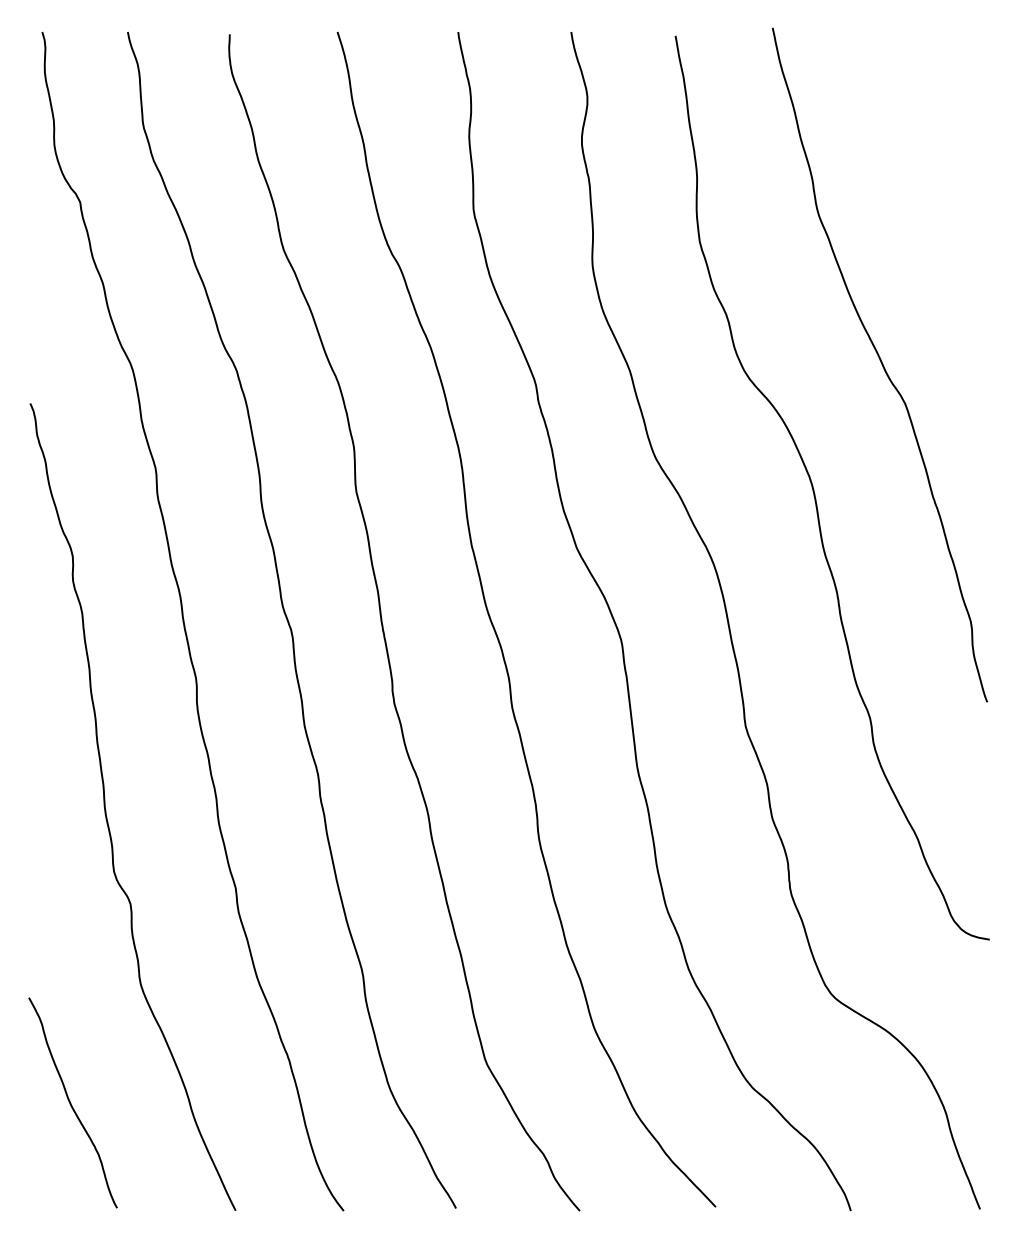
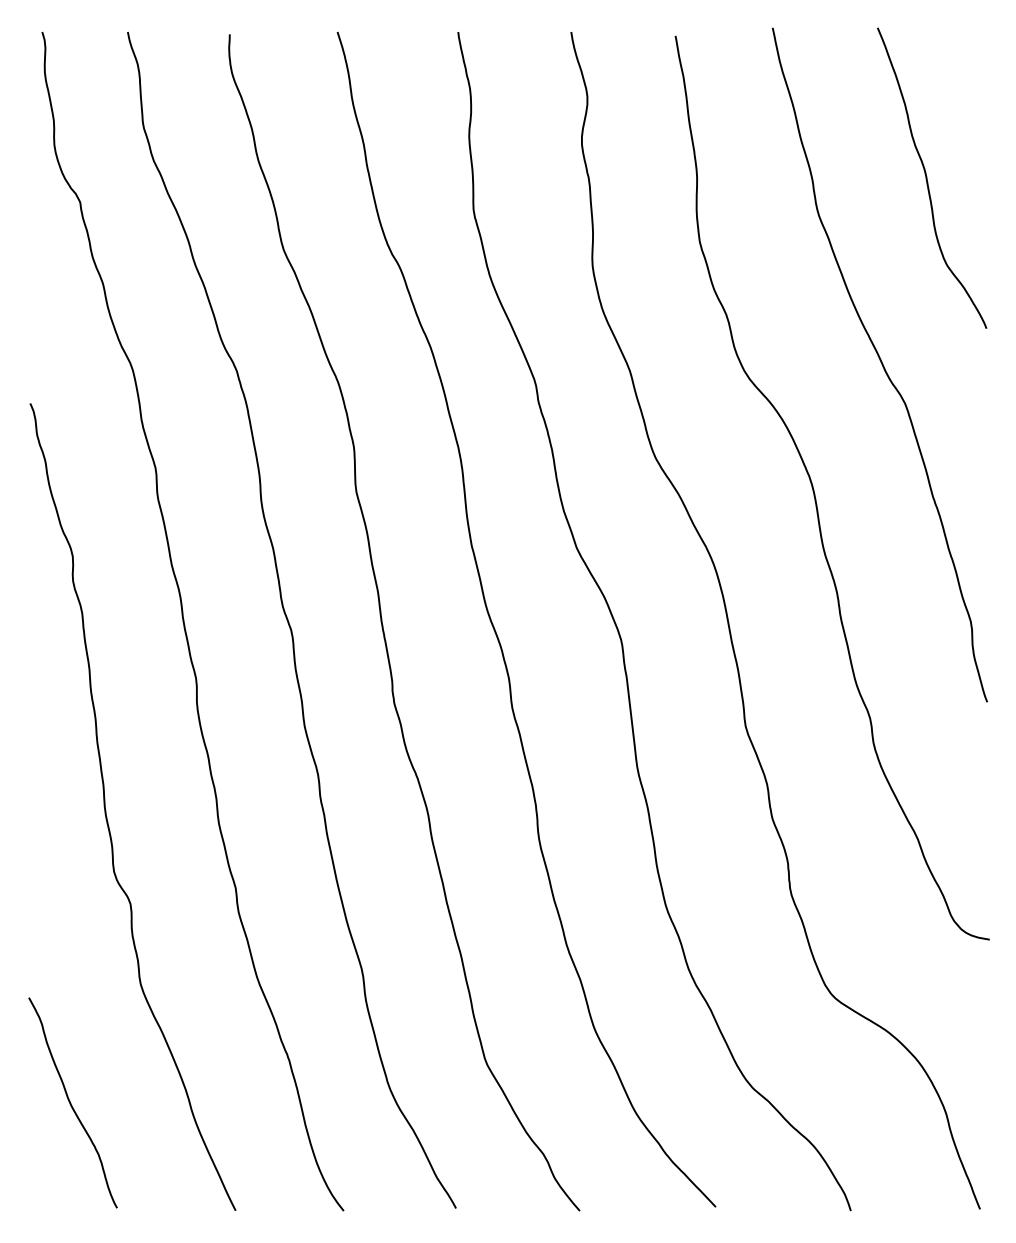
curve: none -> present (927, 177)
